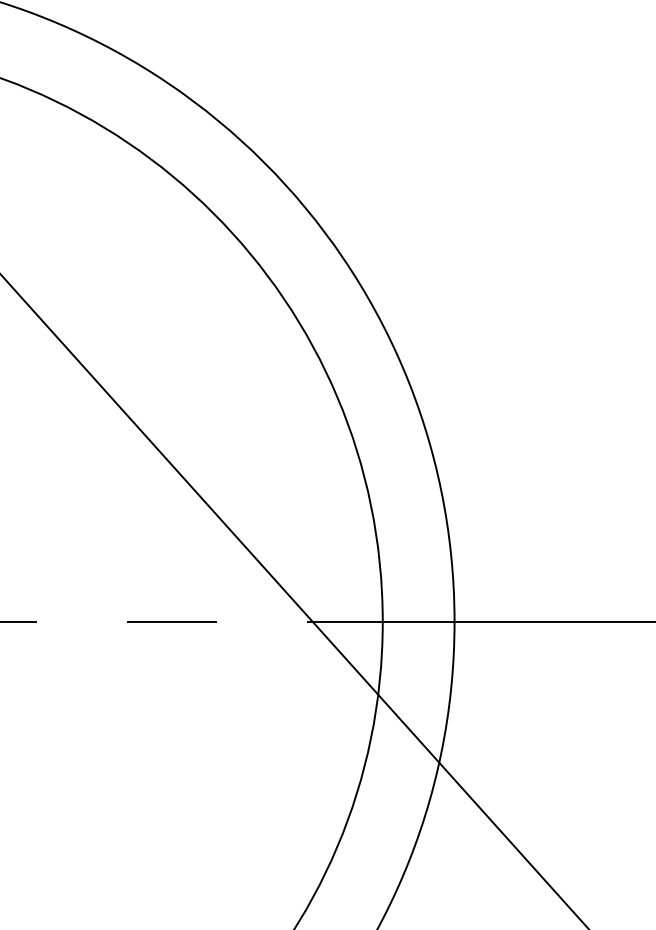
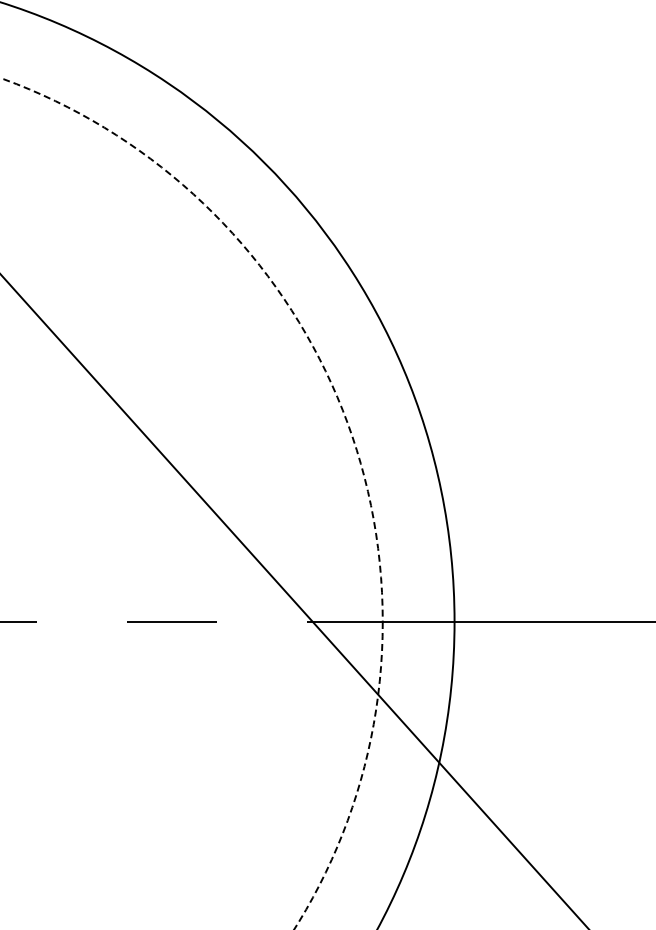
circle: solid -> dashed (191, 503)
